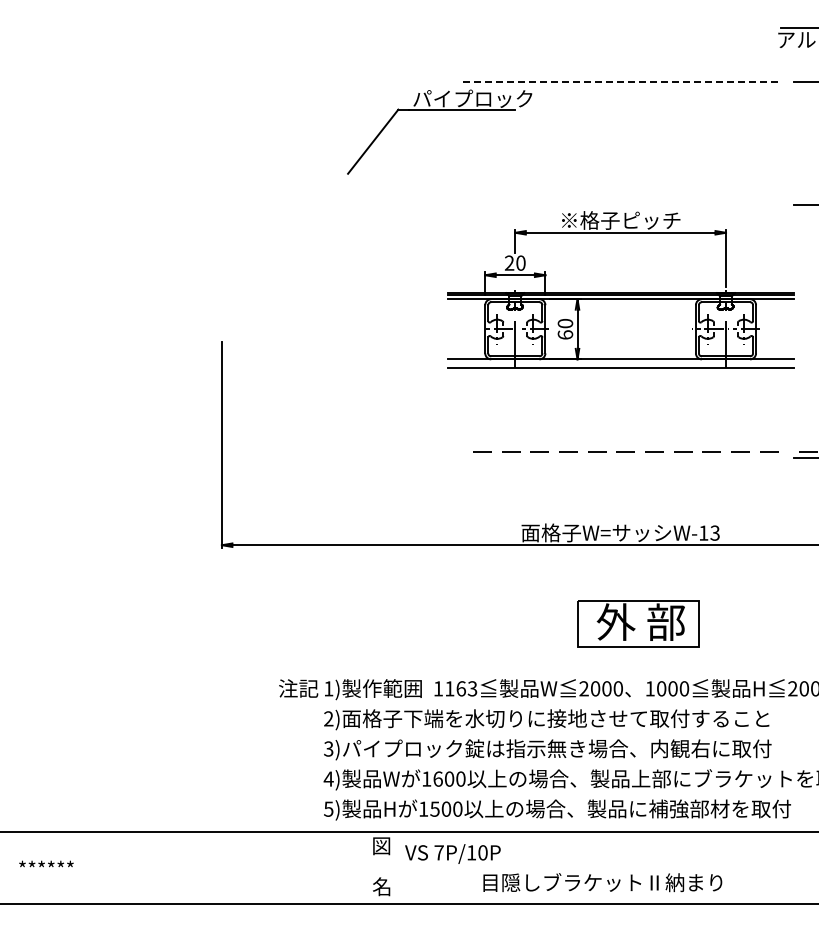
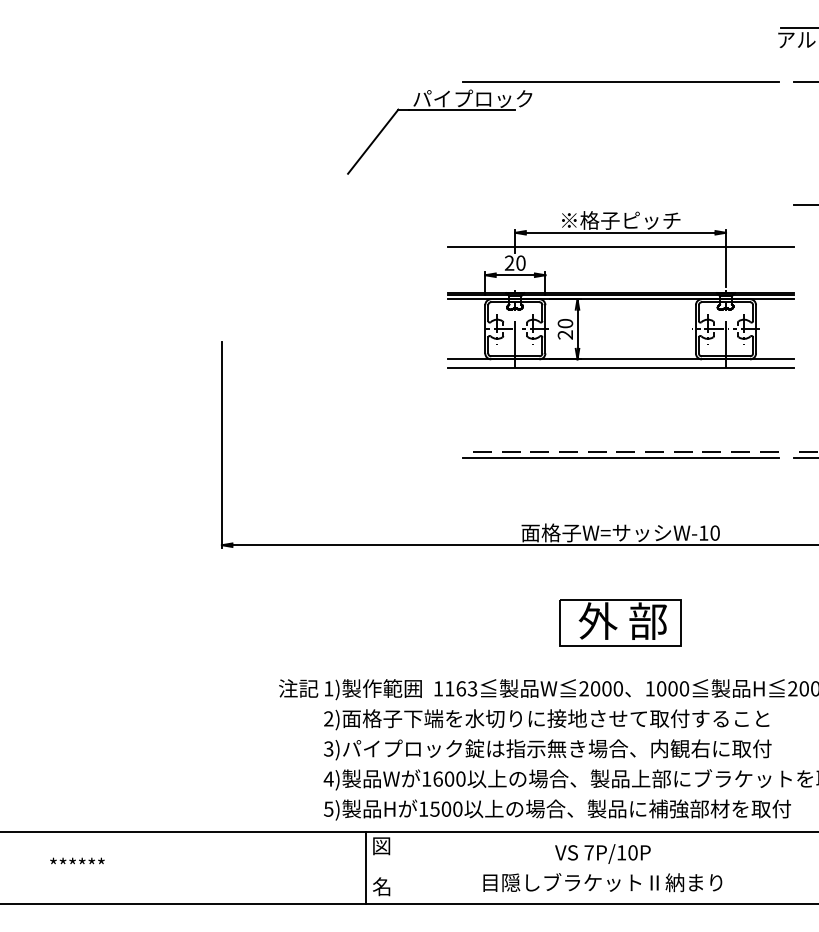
line: dashed -> solid (620, 81)
line: none -> present (620, 247)
text: 60 -> 20 (565, 334)
line: none -> present (620, 457)
text: W-13 -> W-10 (714, 532)
part position: (638, 623) -> (620, 622) (620, 622)
text position: (452, 853) -> (602, 853) (602, 853)
text position: (46, 863) -> (77, 860) (77, 860)
line: none -> present (366, 867)
